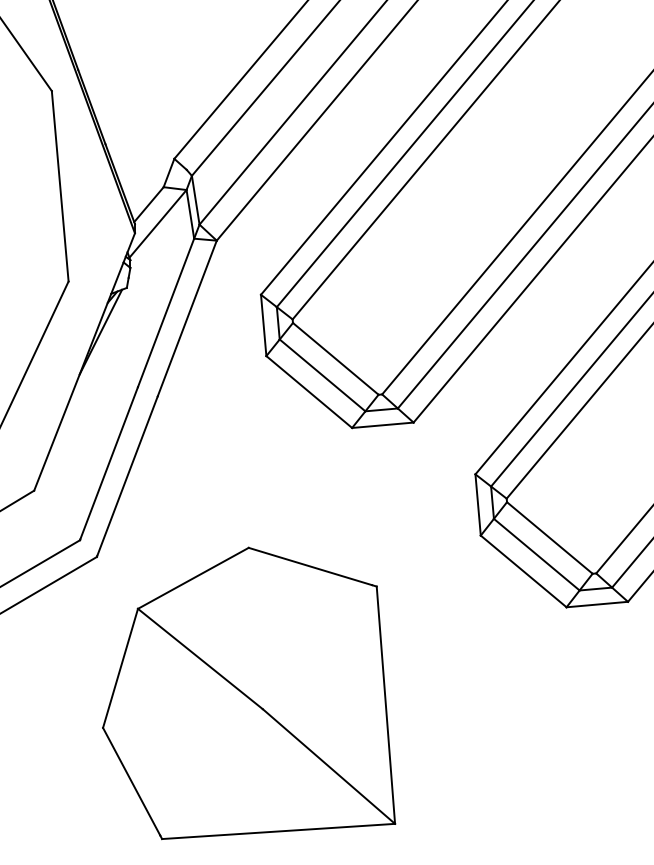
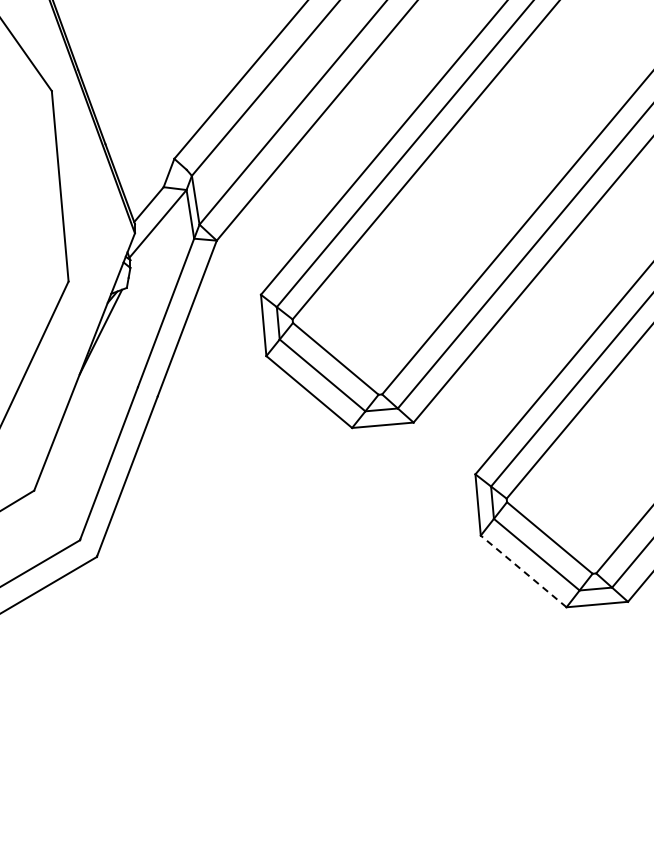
line: solid -> dashed (523, 571)
part: present -> none (249, 693)
